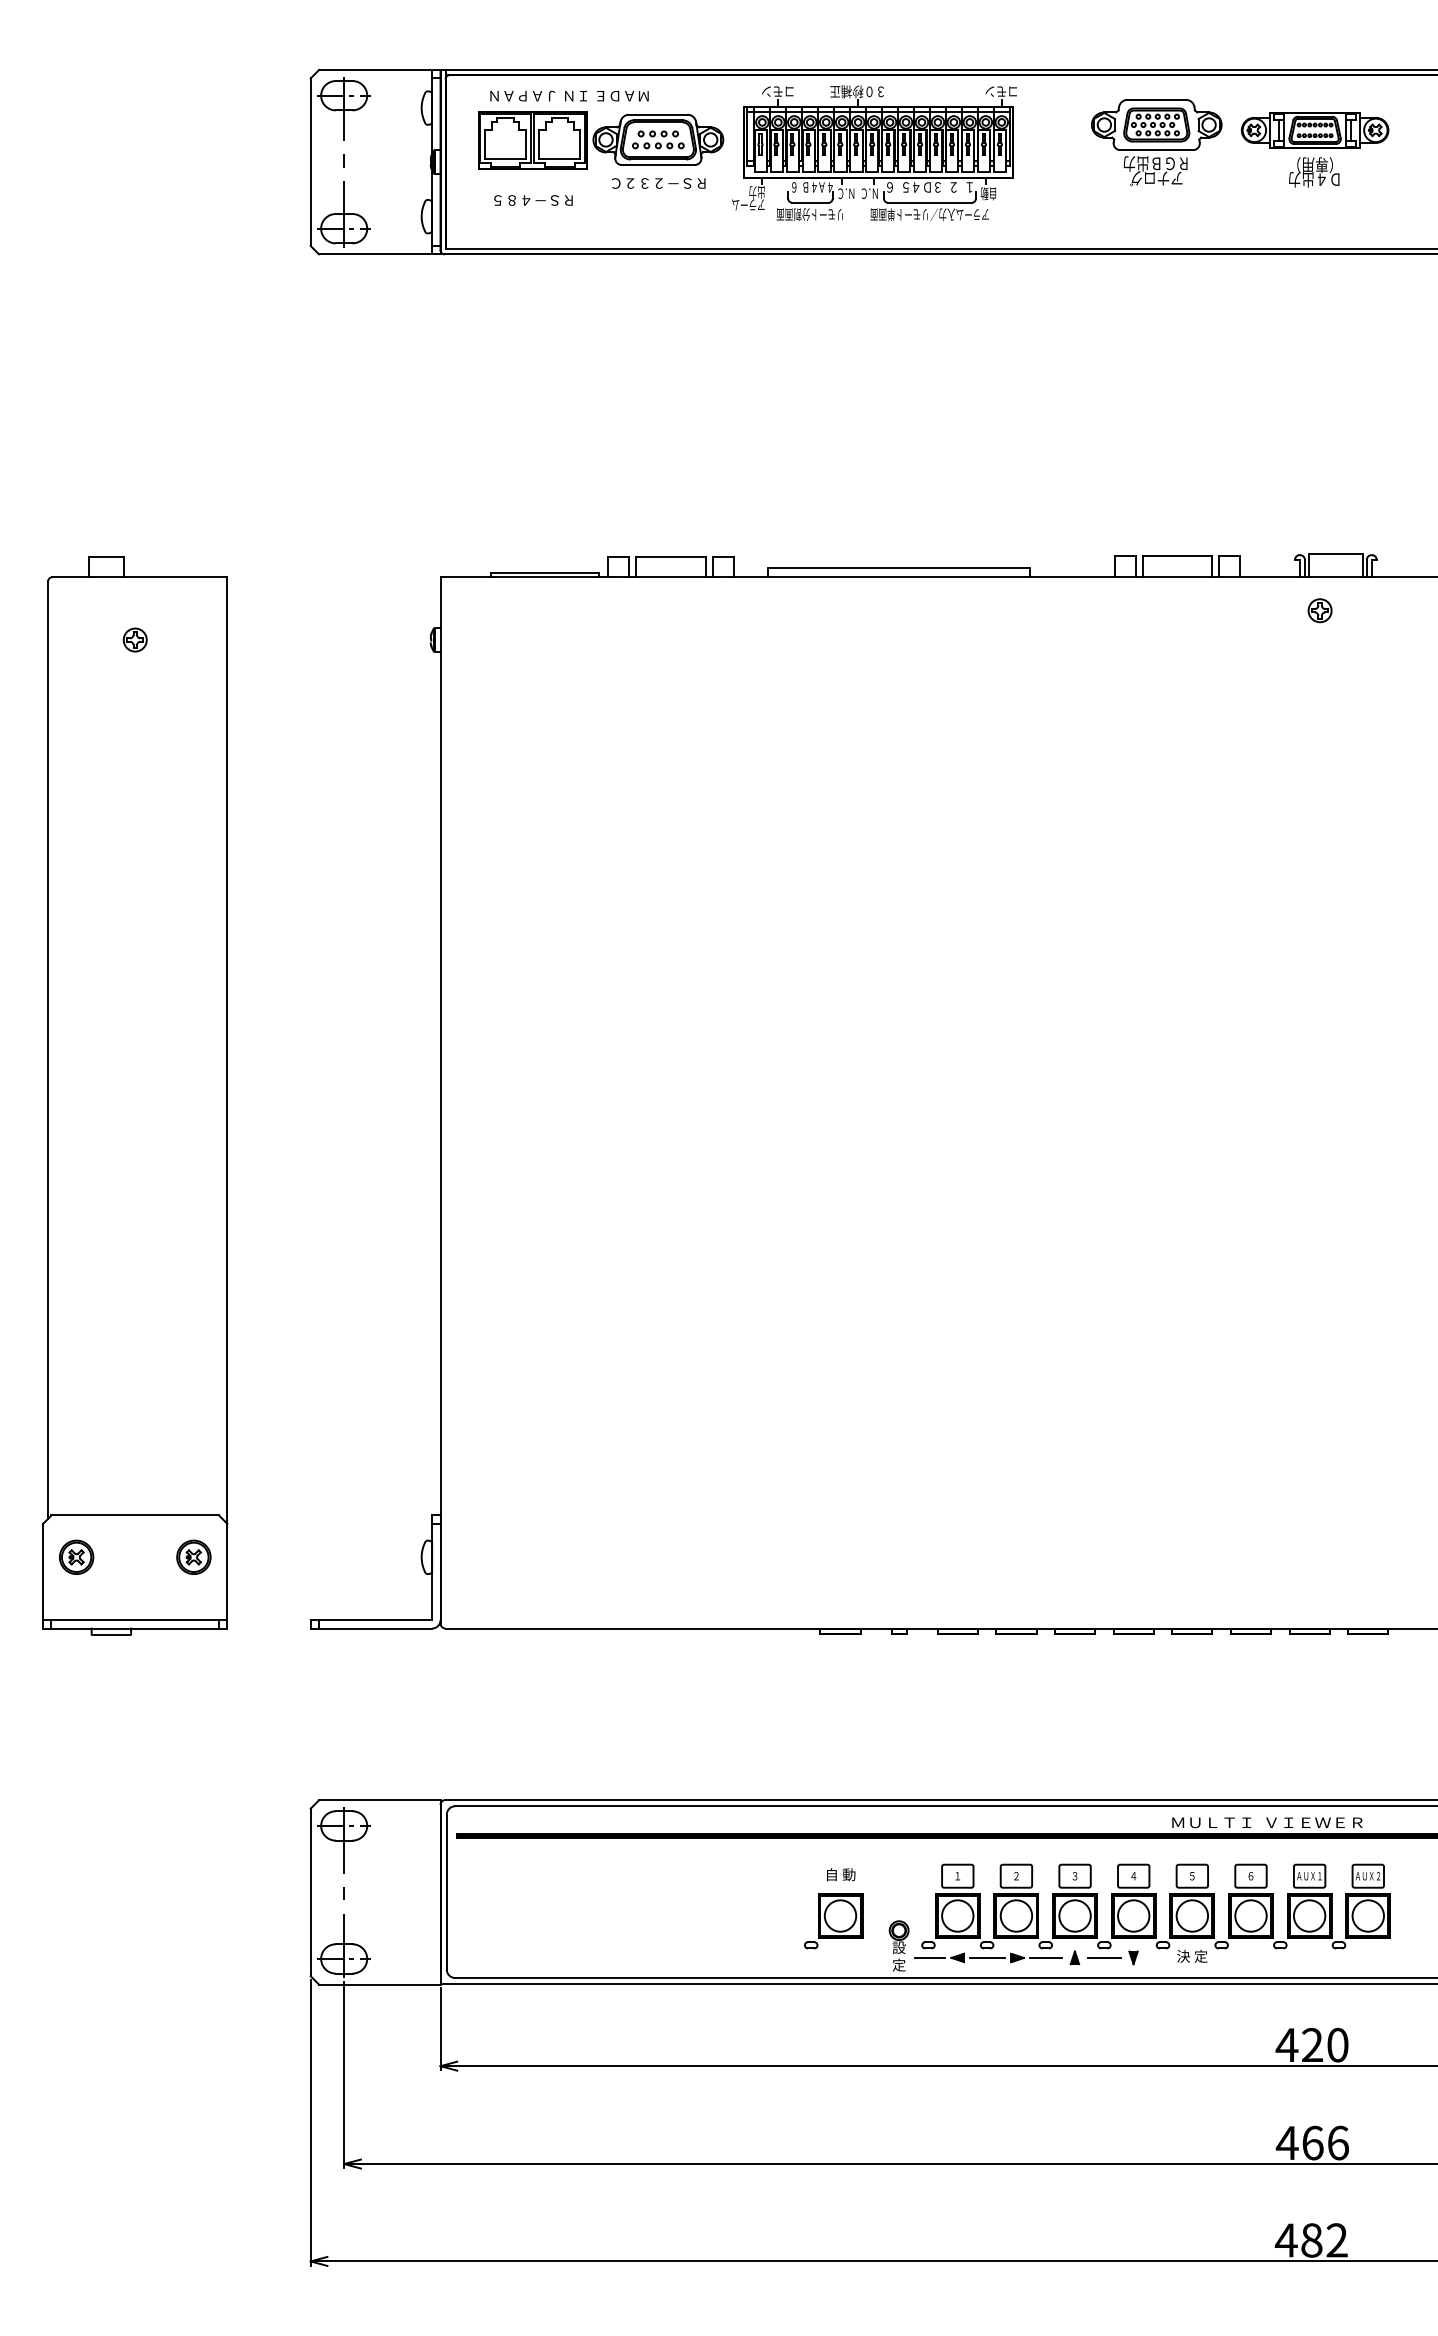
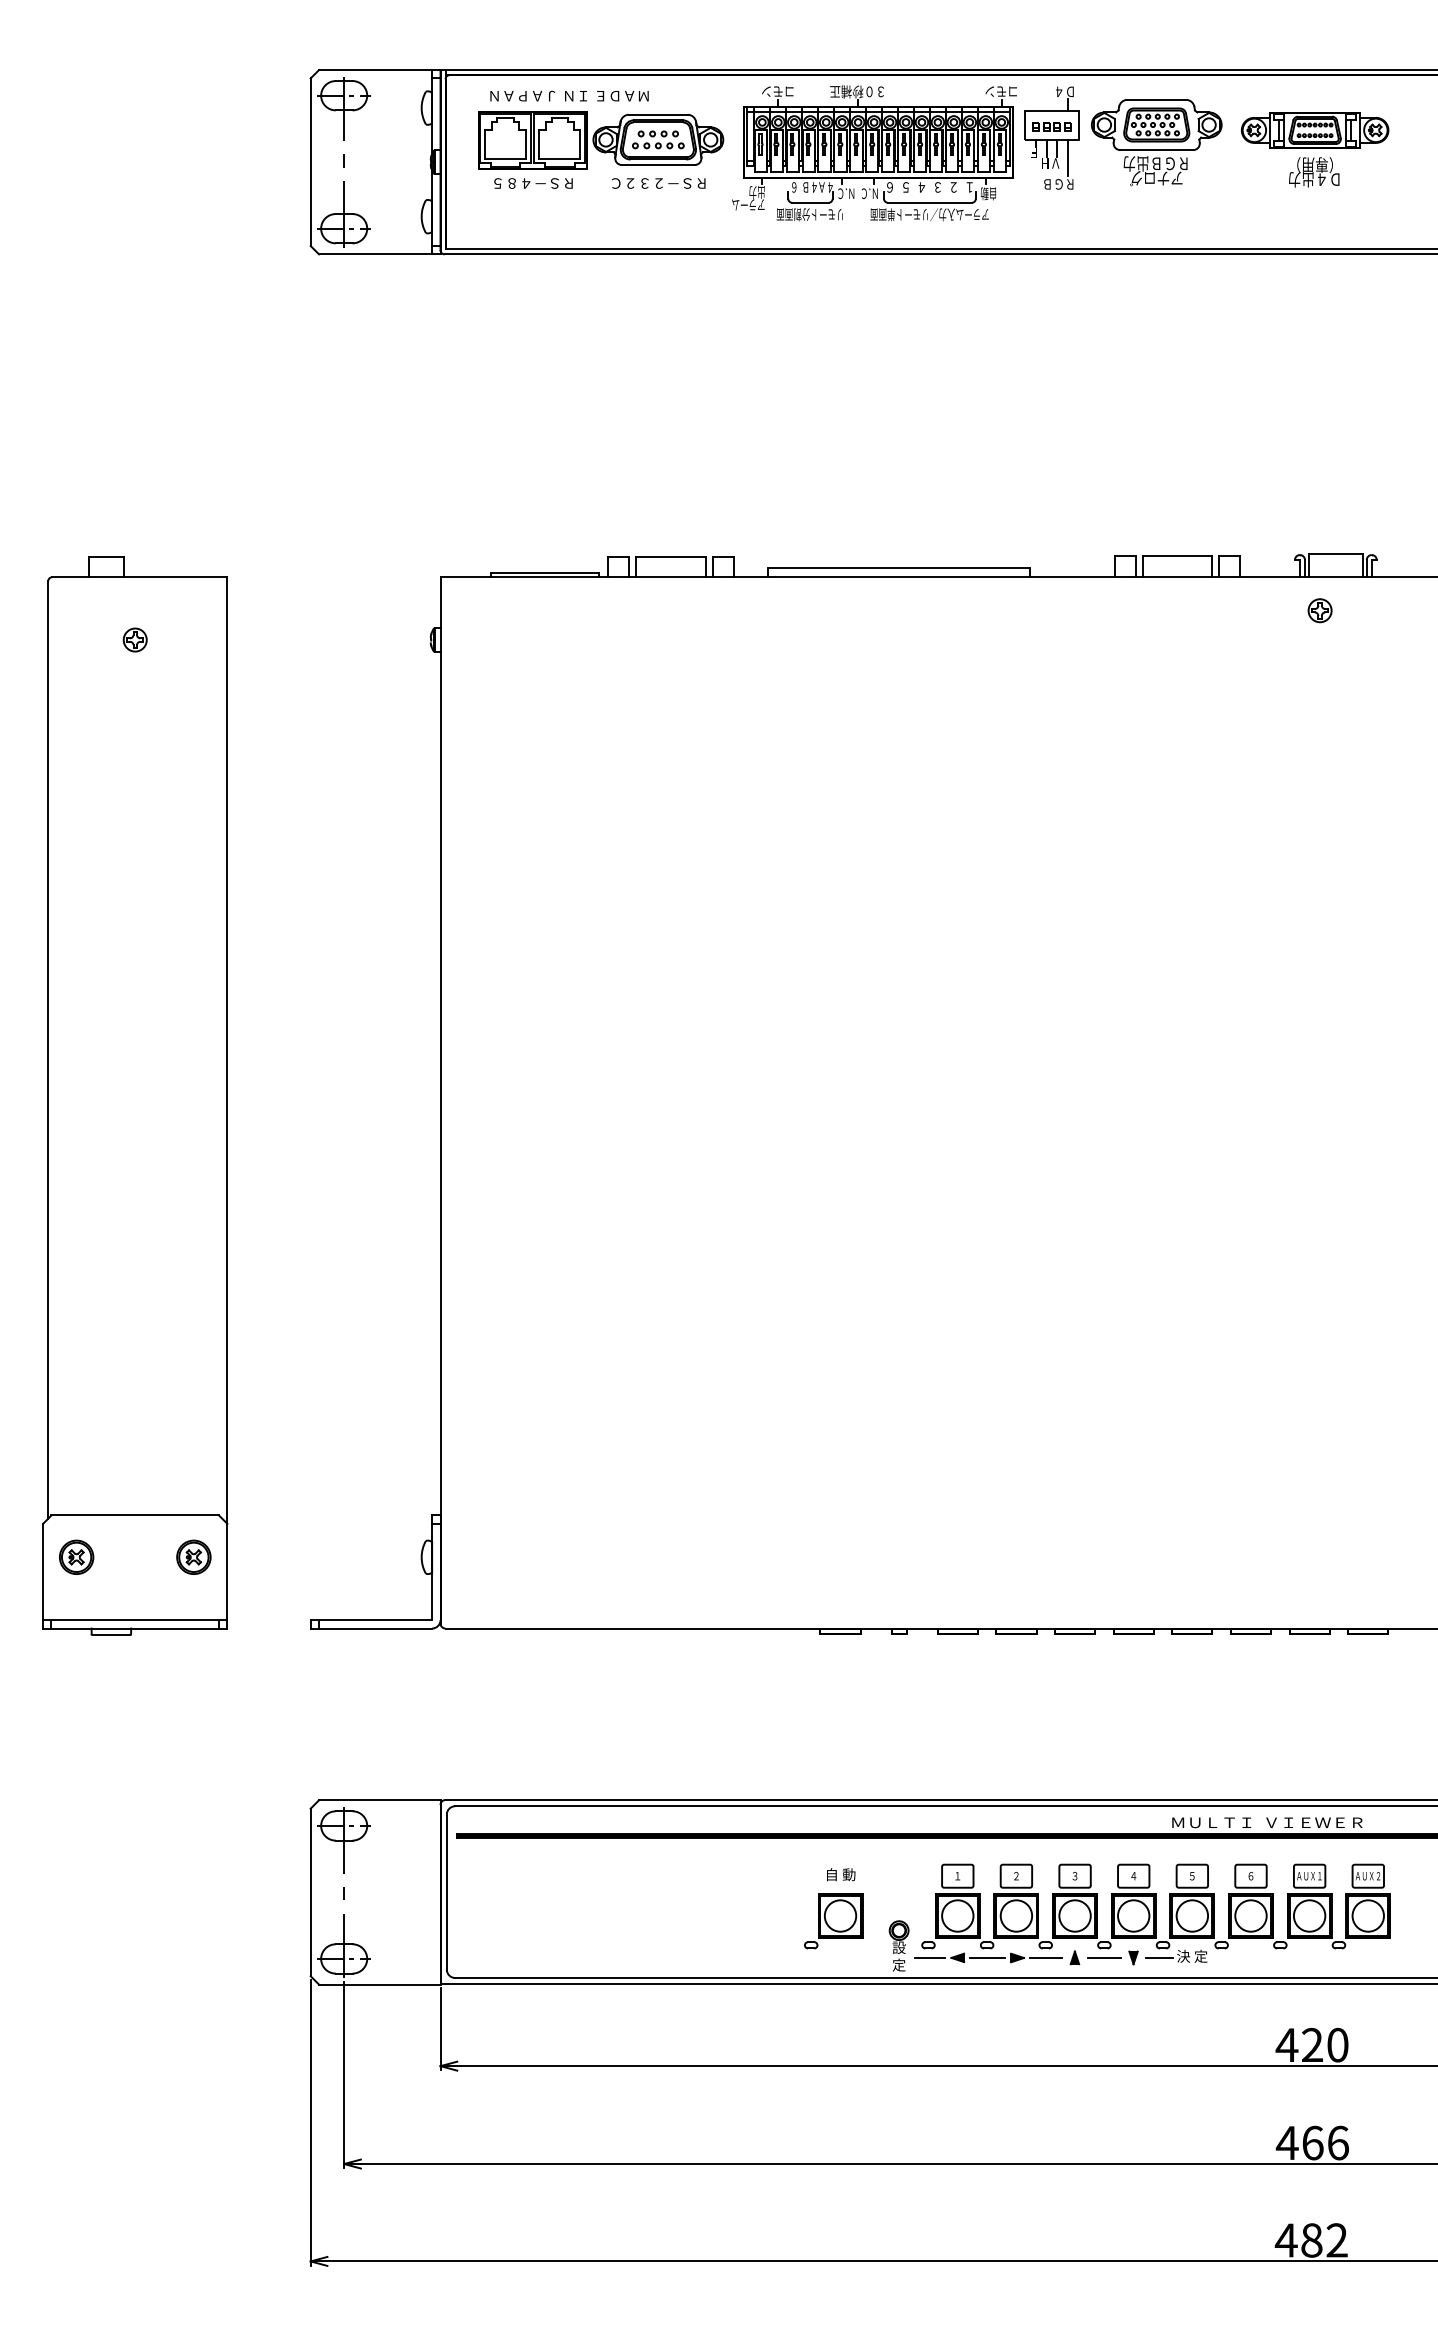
part: none -> present (1051, 137)
text: Ｄ４ -> ４ (921, 187)
text position: (533, 200) -> (533, 183) (533, 183)
line: none -> present (1159, 1957)
